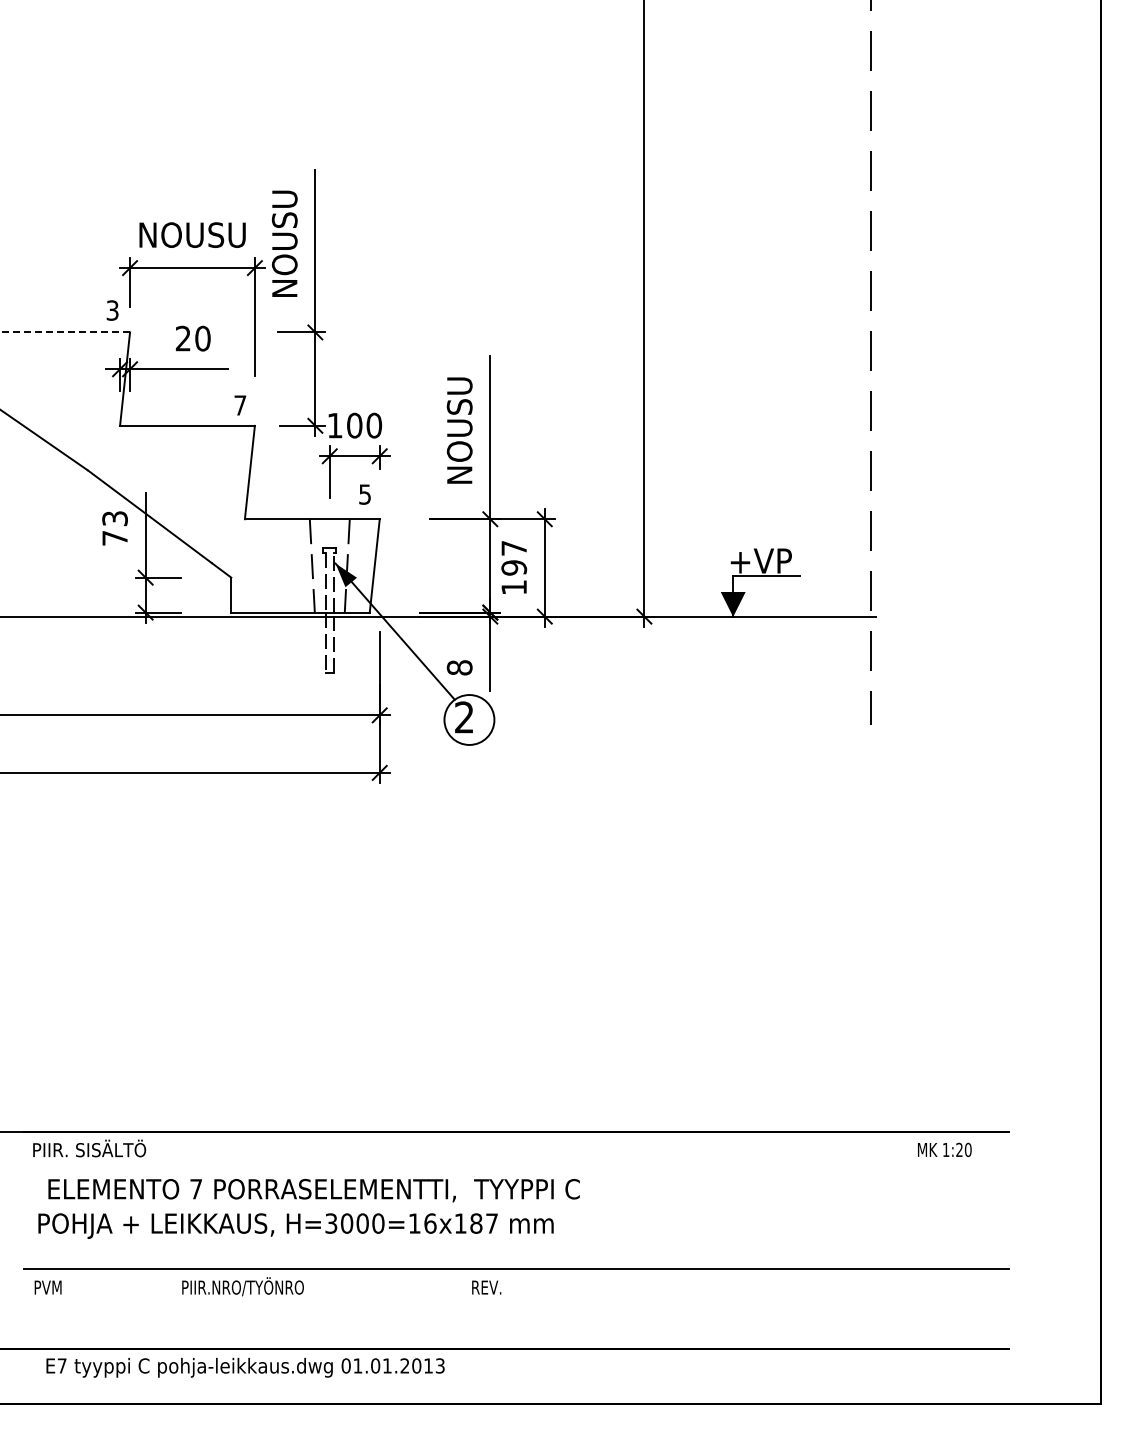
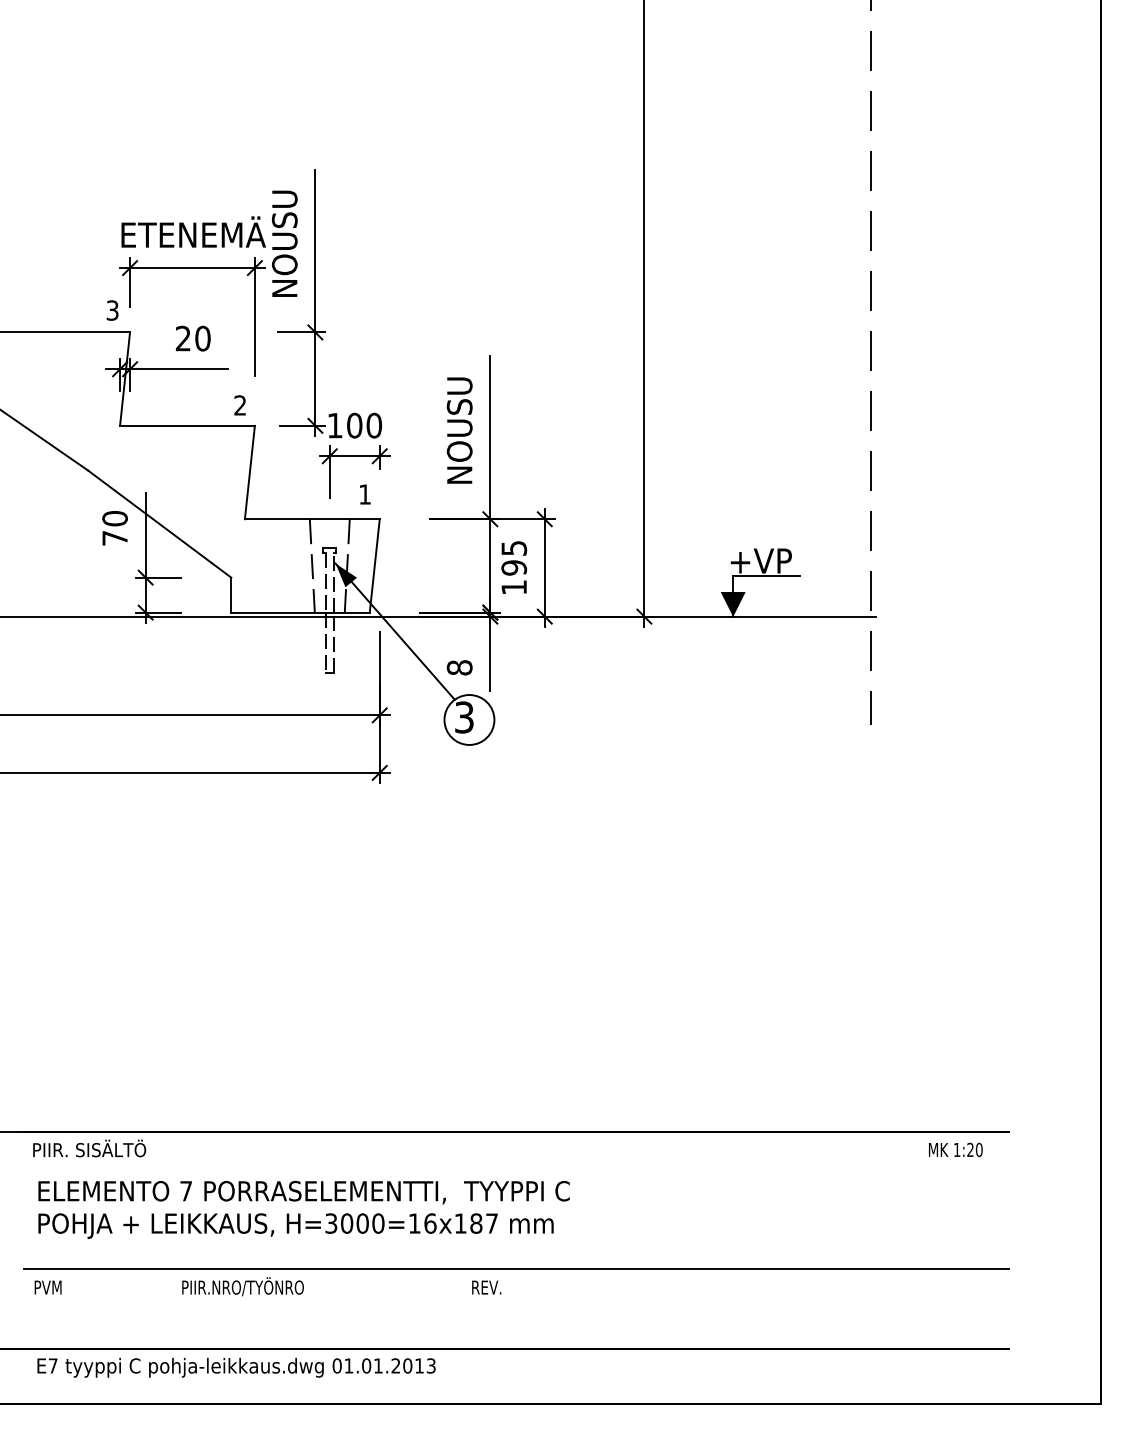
text: NOUSU -> ETENEMÄ (193, 232)
line: dashed -> solid (65, 332)
text: 7 -> 2 (240, 405)
text: 5 -> 1 (364, 494)
text: 73 -> 70 (114, 518)
text: 197 -> 195 (514, 548)
text: 2 -> 3 (464, 717)
text position: (944, 1149) -> (955, 1149) (955, 1149)
text position: (313, 1190) -> (303, 1192) (303, 1192)
text position: (245, 1367) -> (236, 1367) (236, 1367)
